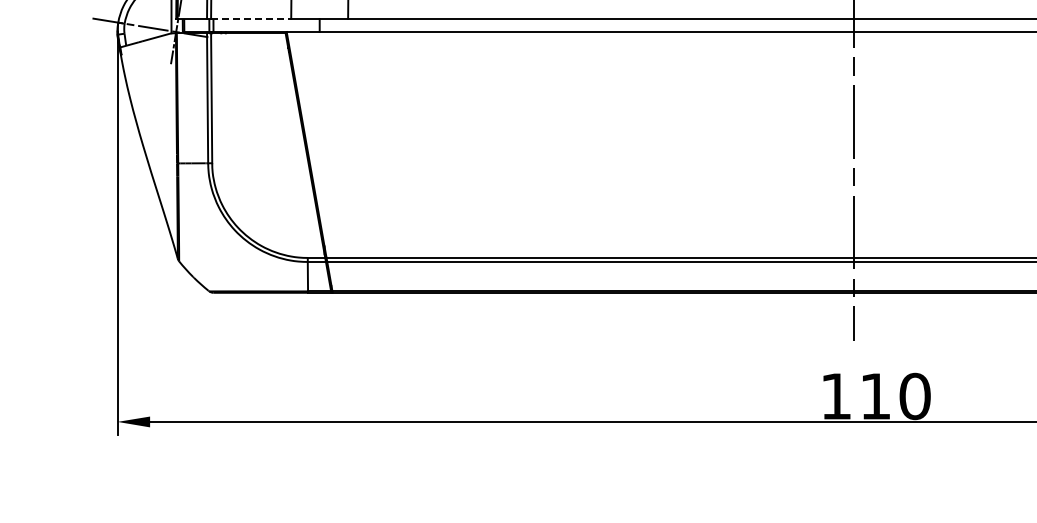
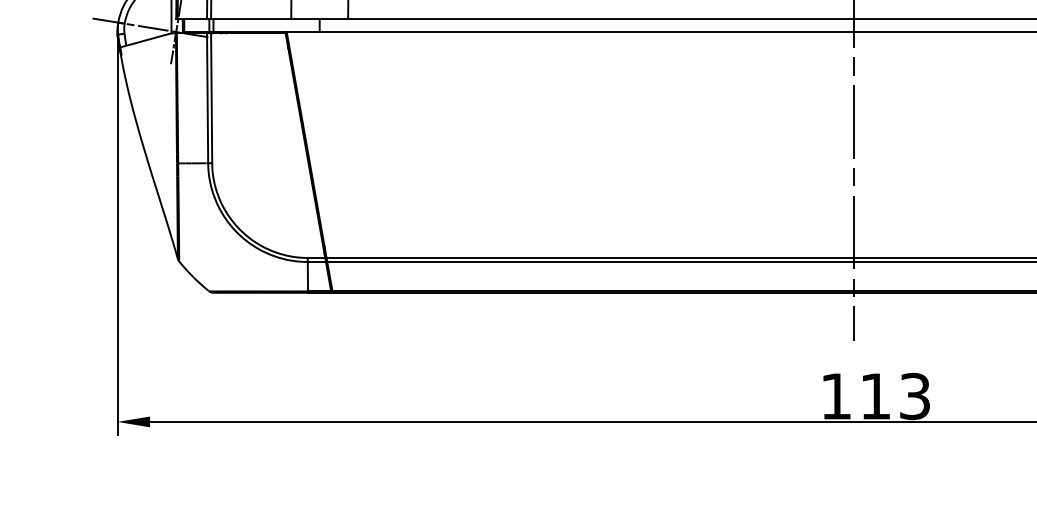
line: dashed -> solid (251, 18)
text: 110 -> 113 (914, 396)
